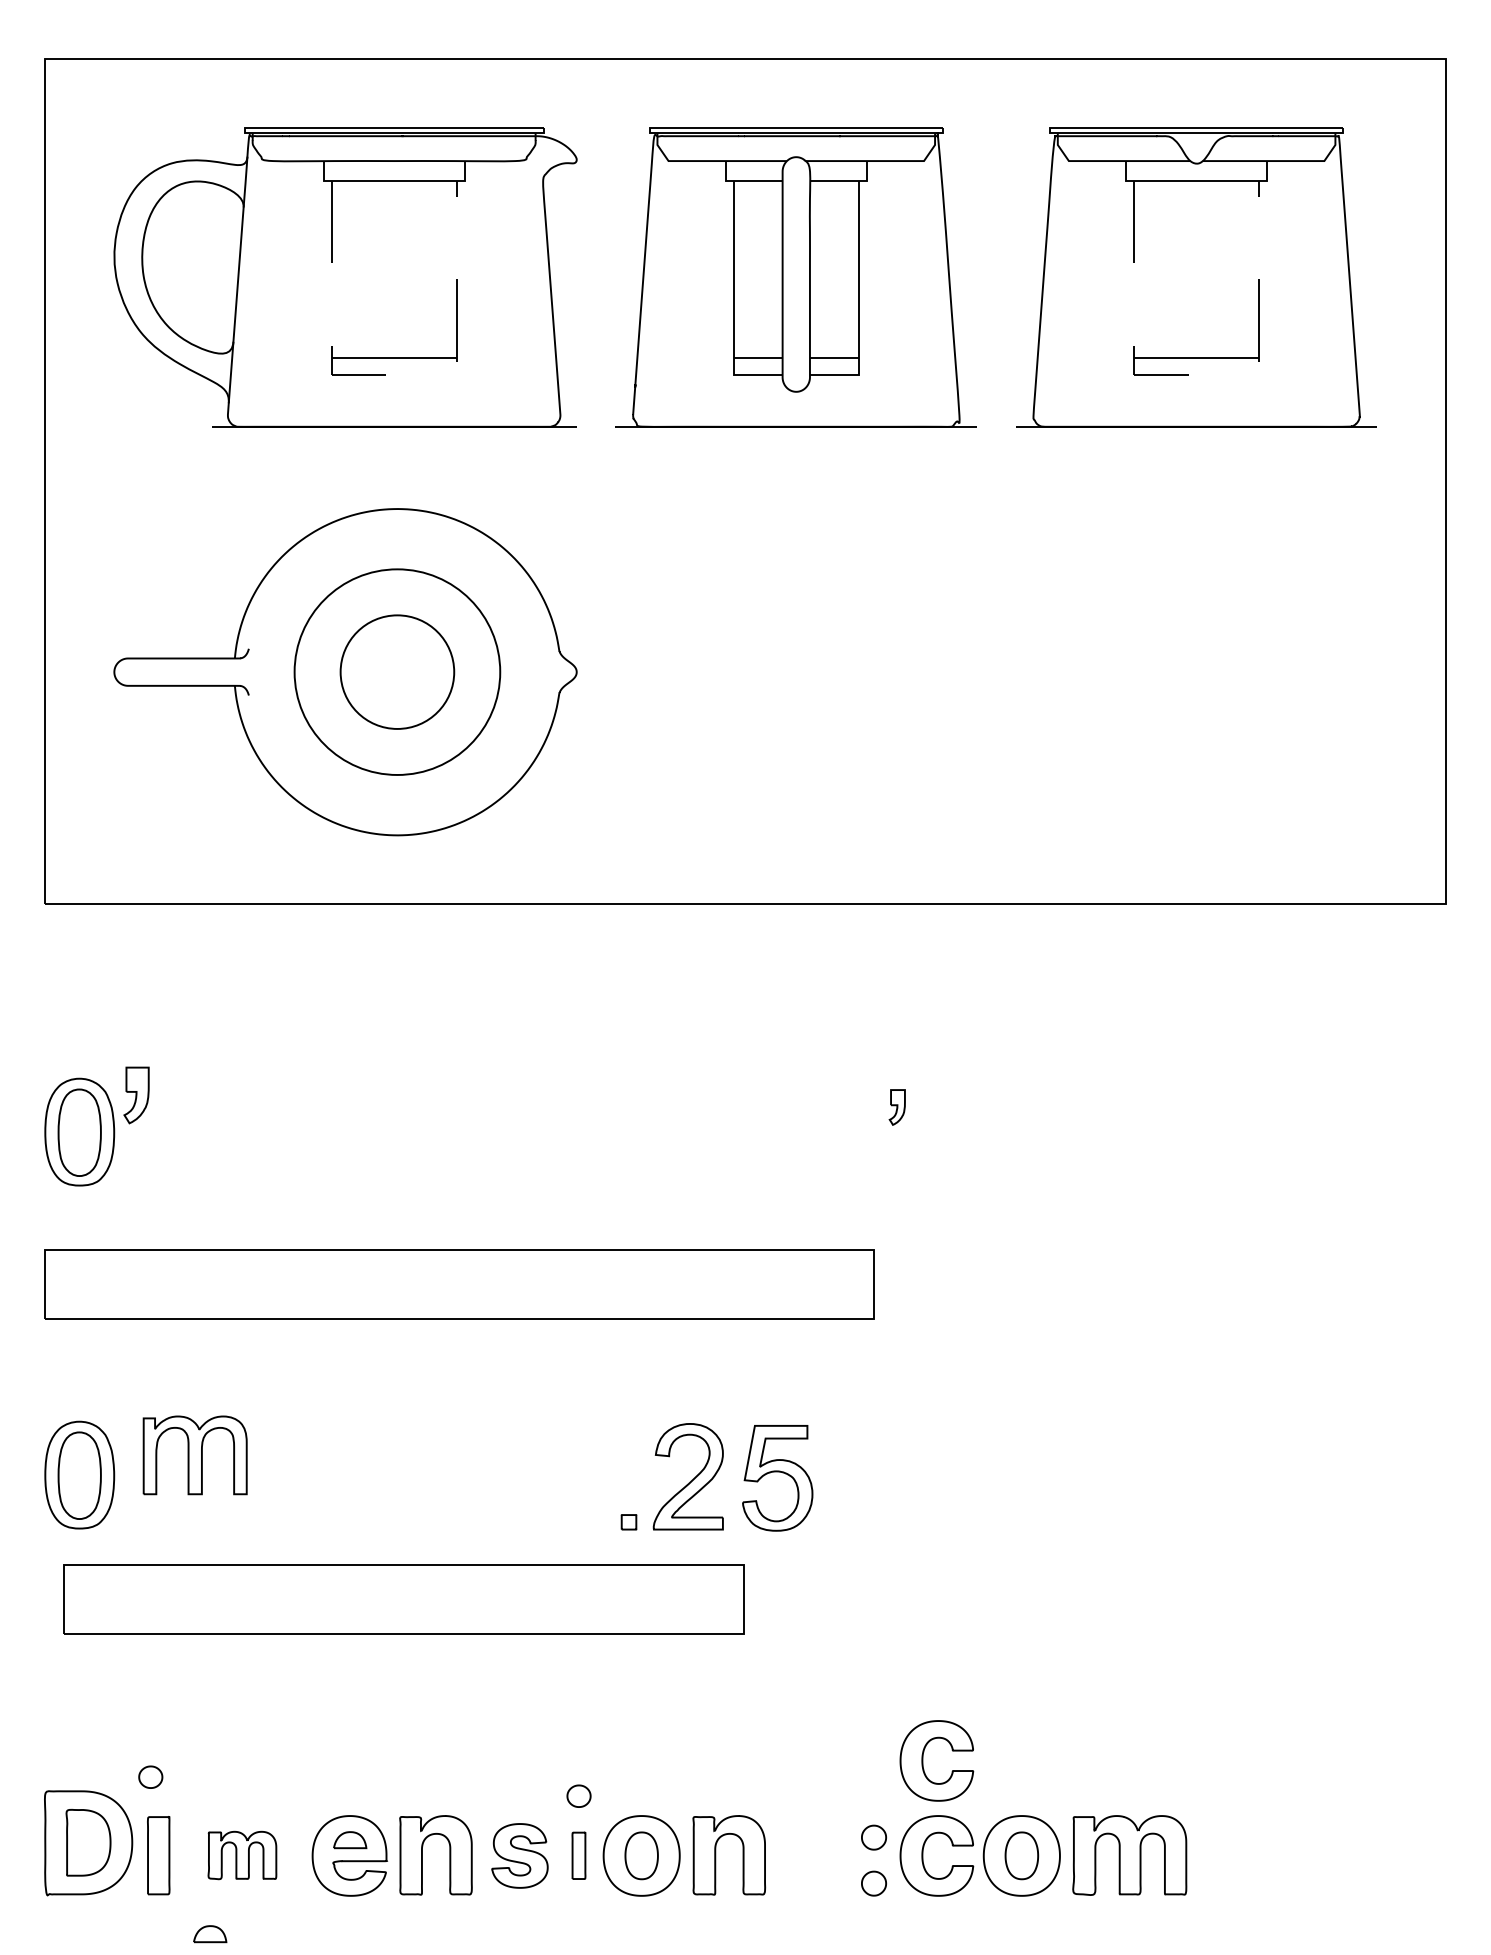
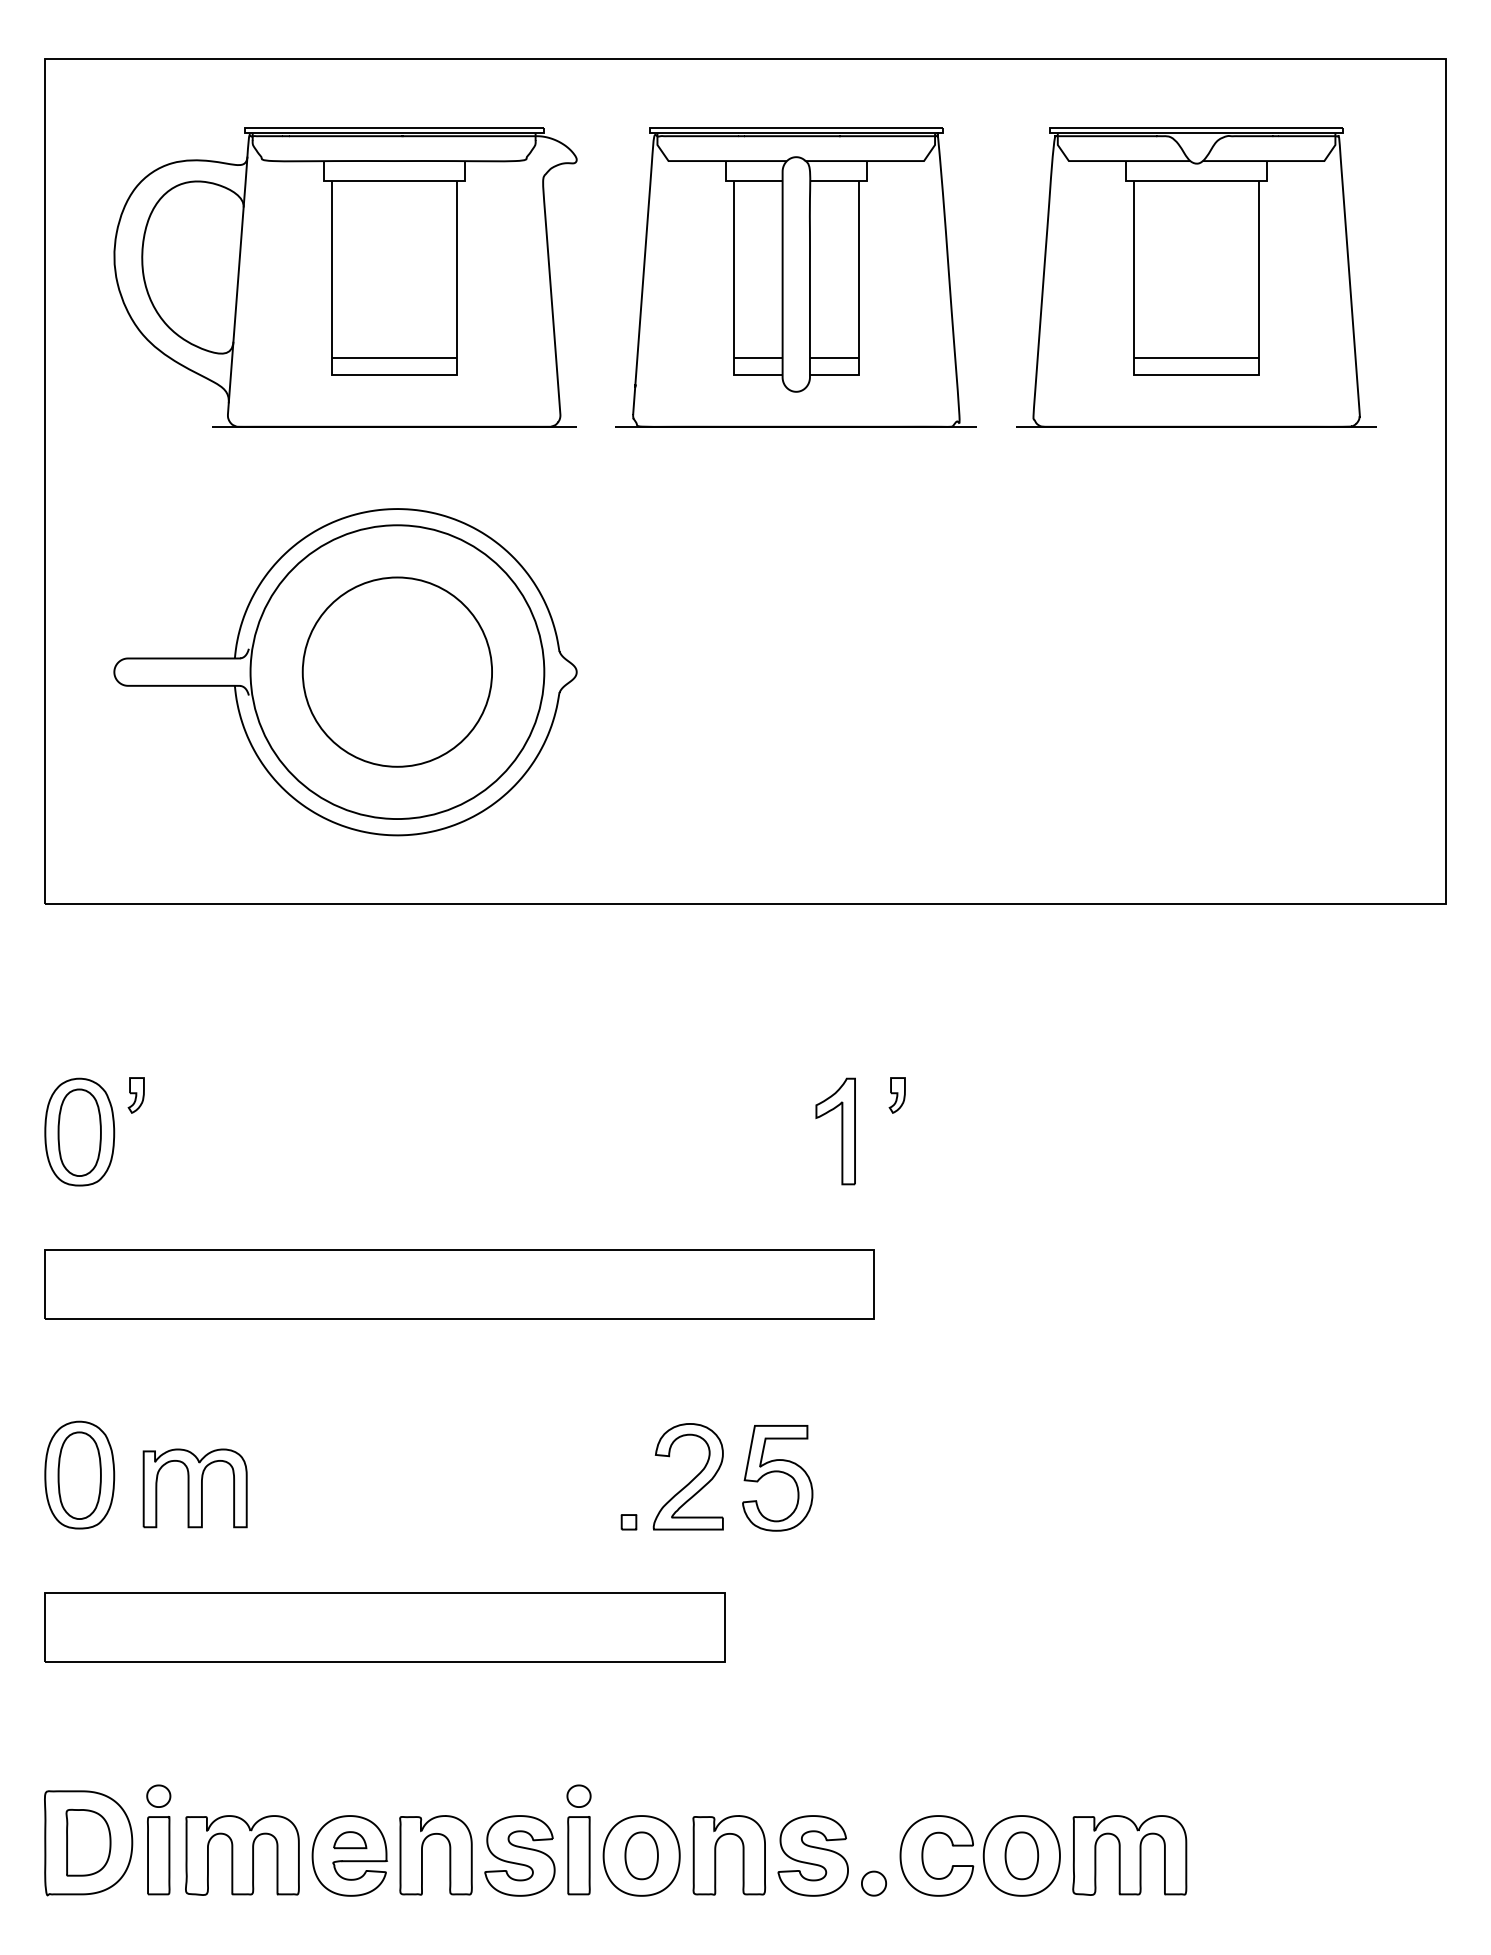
line: dashed -> solid (394, 374)
line: dashed -> solid (1197, 374)
circle diameter: 114 px -> 189 px (397, 671)
circle diameter: 206 px -> 294 px (397, 672)
part size: 27x59 px -> 18x37 px (135, 1095)
part position: (896, 1107) -> (896, 1095) (896, 1095)
part: none -> present (835, 1131)
part position: (194, 1455) -> (194, 1488) (194, 1488)
part position: (403, 1599) -> (384, 1627) (384, 1627)
part: present -> none (923, 1760)
part position: (150, 1776) -> (158, 1795) (158, 1795)
part: present -> none (873, 1837)
part size: 71x51 px -> 115x81 px (242, 1855)
part size: 58x66 px -> 72x82 px (519, 1855)
part size: 16x49 px -> 24x80 px (578, 1855)
part: none -> present (812, 1855)
part: present -> none (210, 1934)
